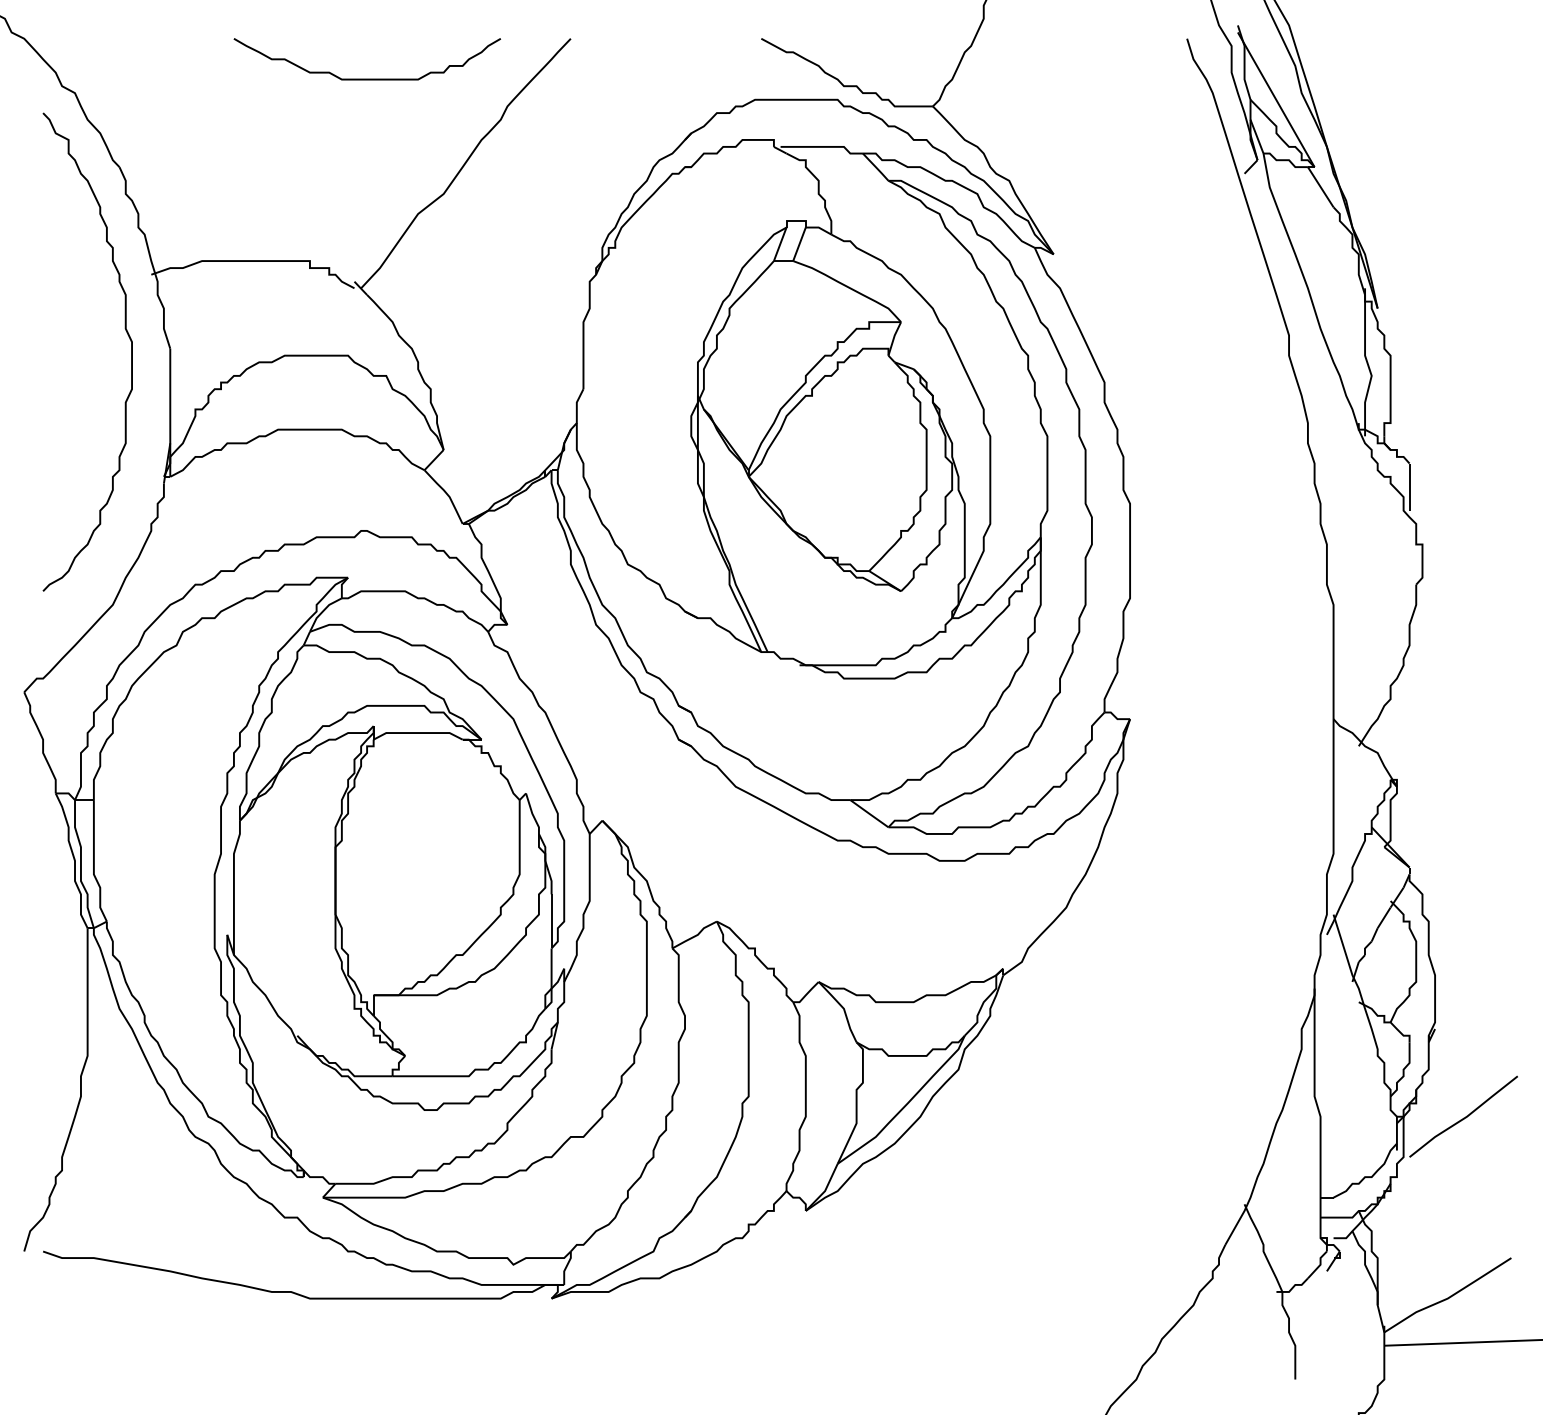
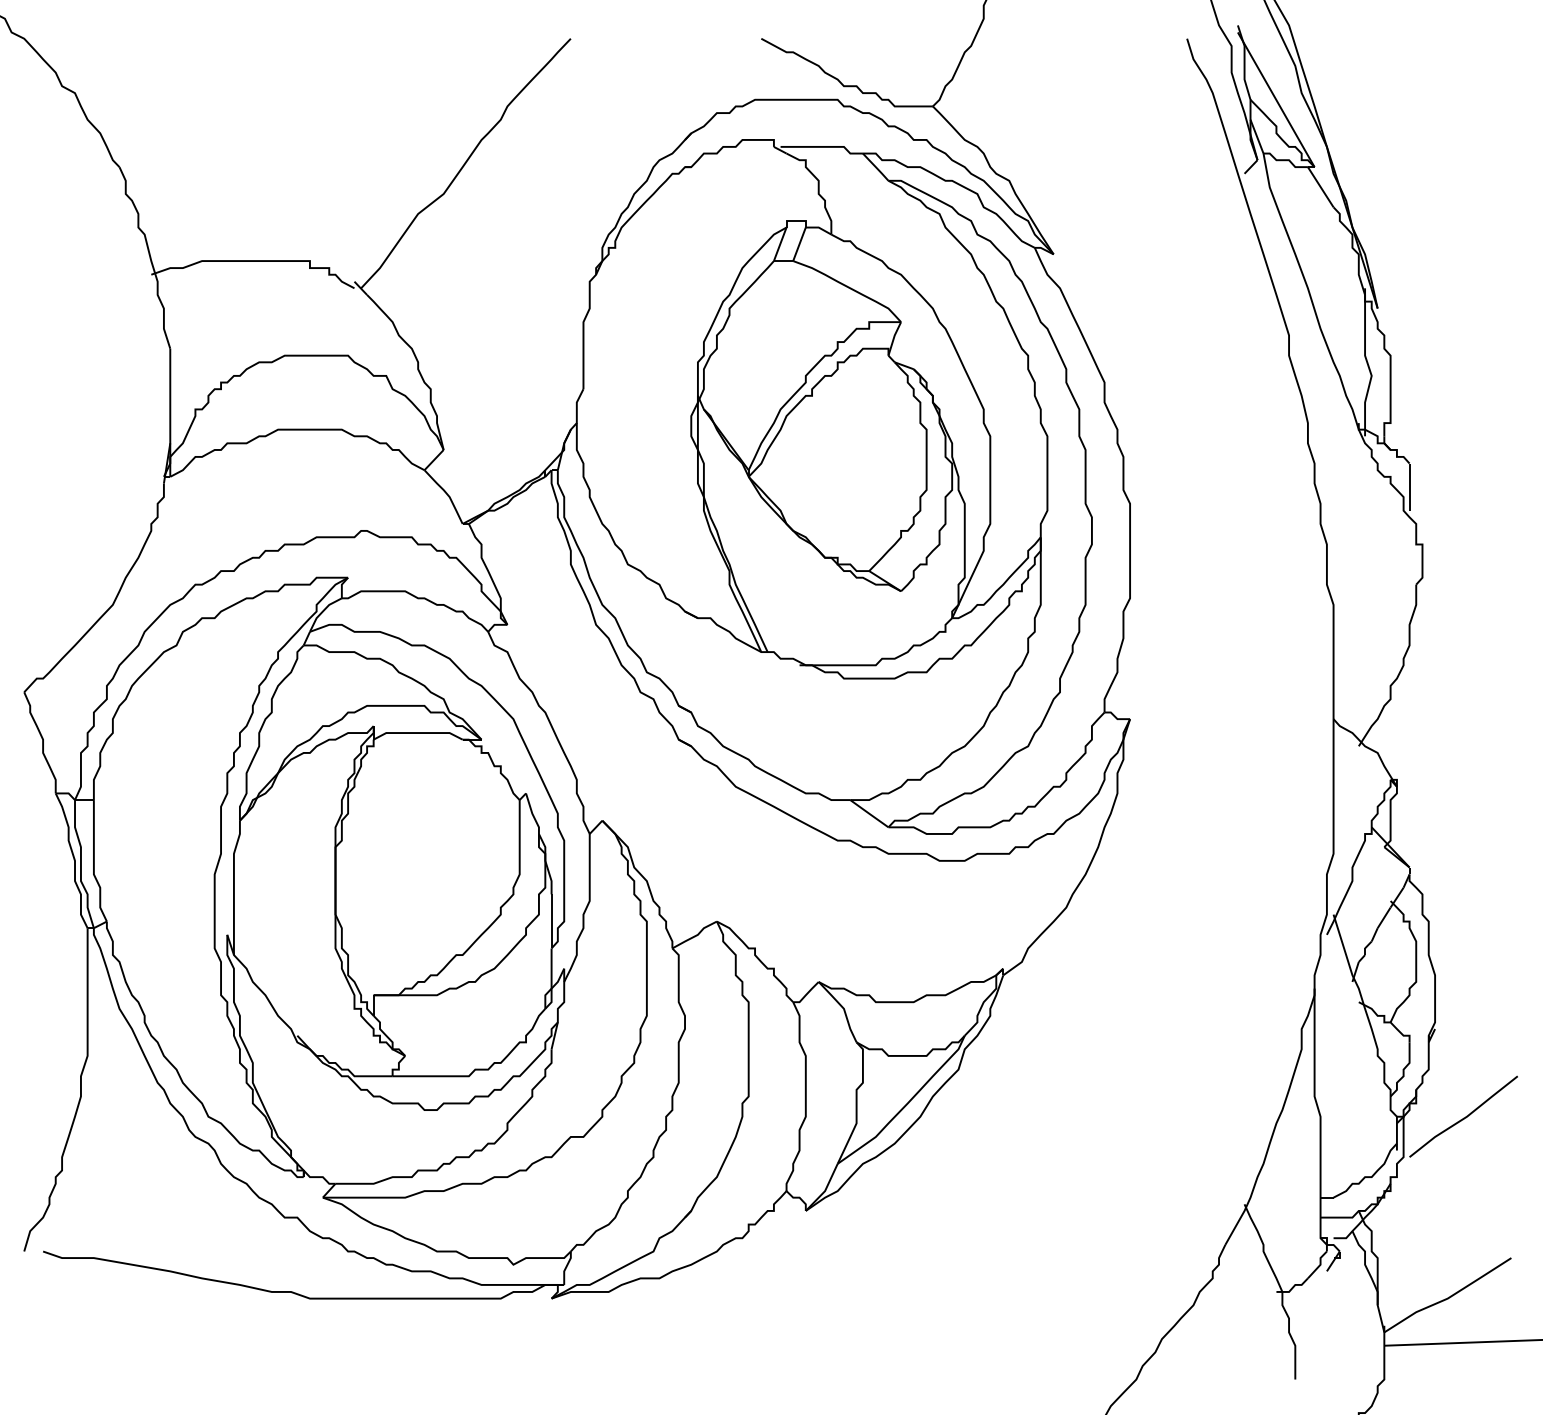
curve: present -> none (366, 78)
curve: present -> none (127, 335)
